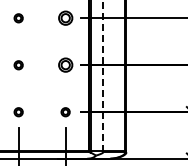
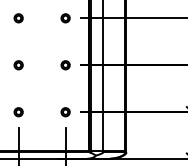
part size: 16x16 px -> 11x11 px (65, 18)
part size: 16x16 px -> 11x11 px (65, 65)
line: dashed -> solid (103, 76)
